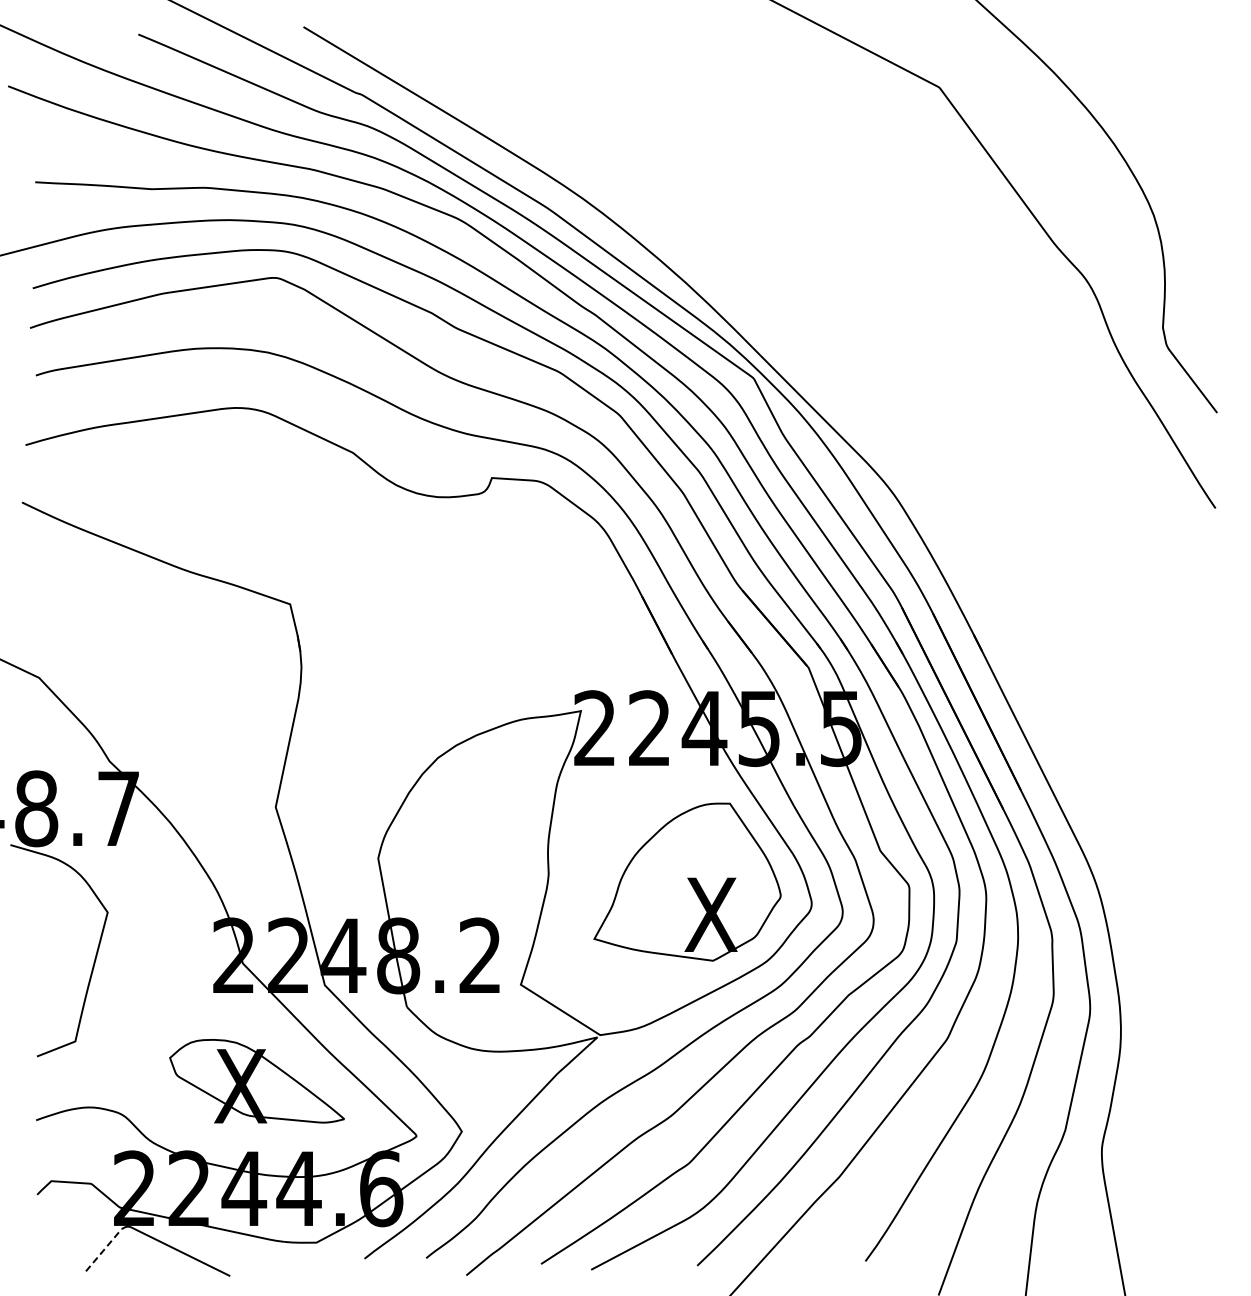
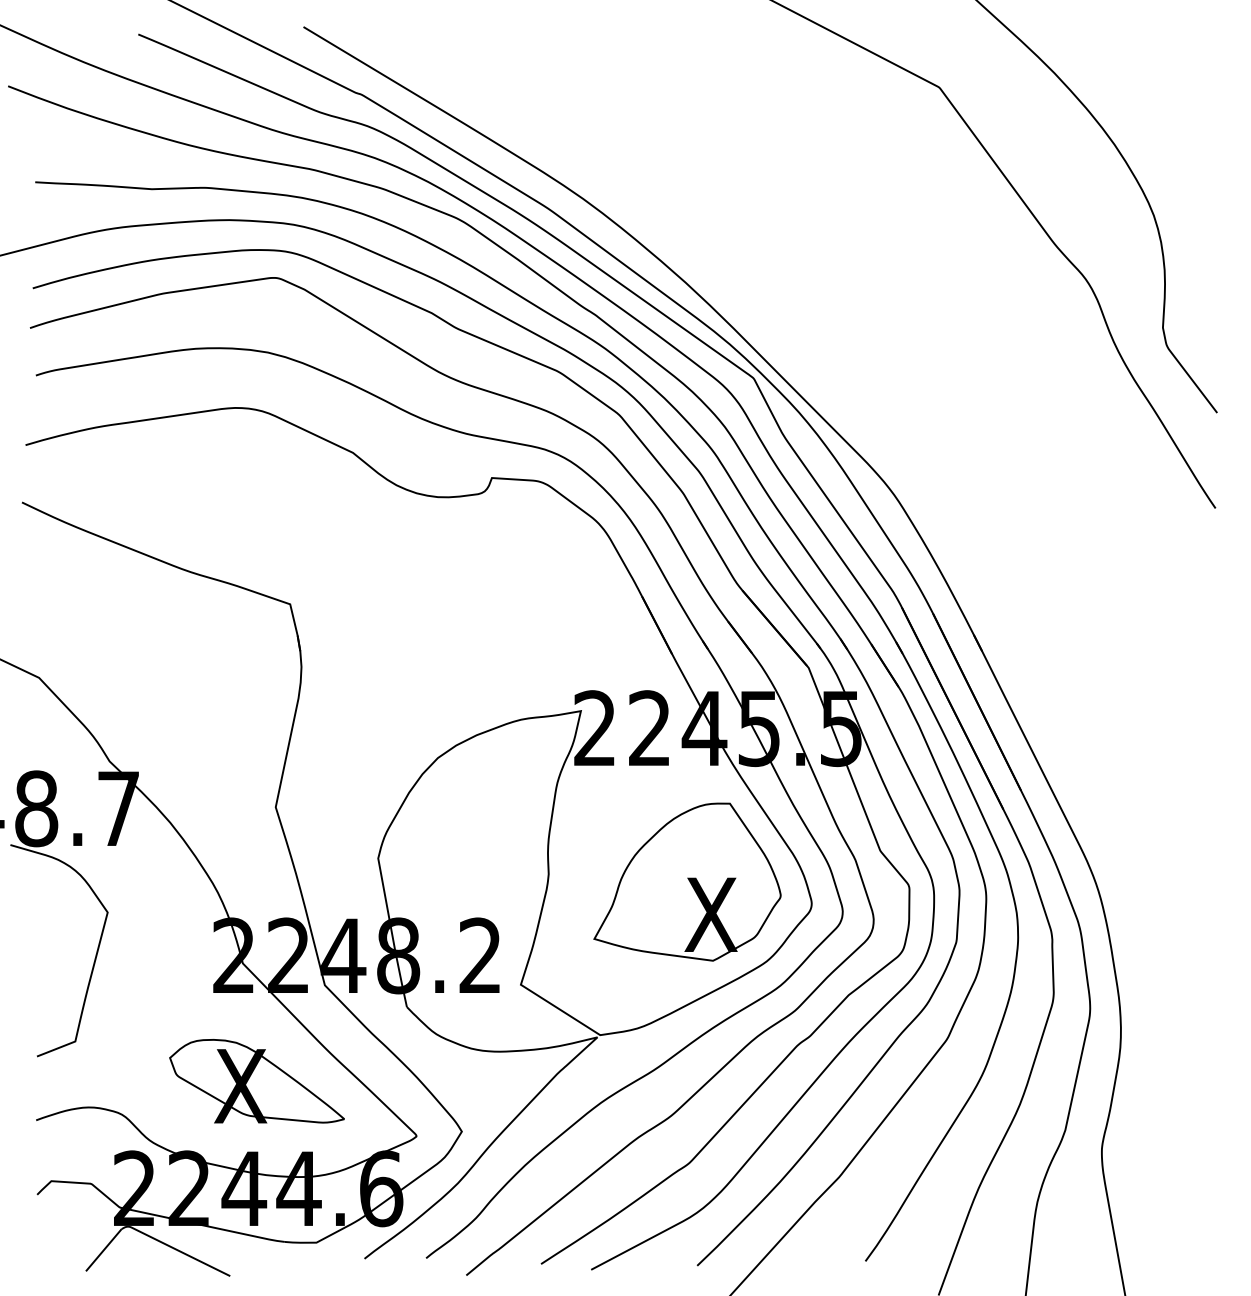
line: dashed -> solid (103, 1250)
